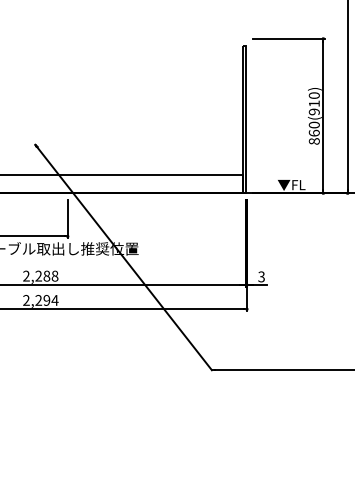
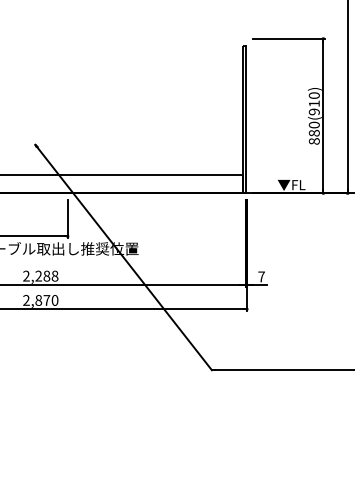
text: 860(910) -> 880(910) (314, 132)
text: 3 -> 7 (261, 276)
text: 2,294 -> 2,870 (46, 300)
